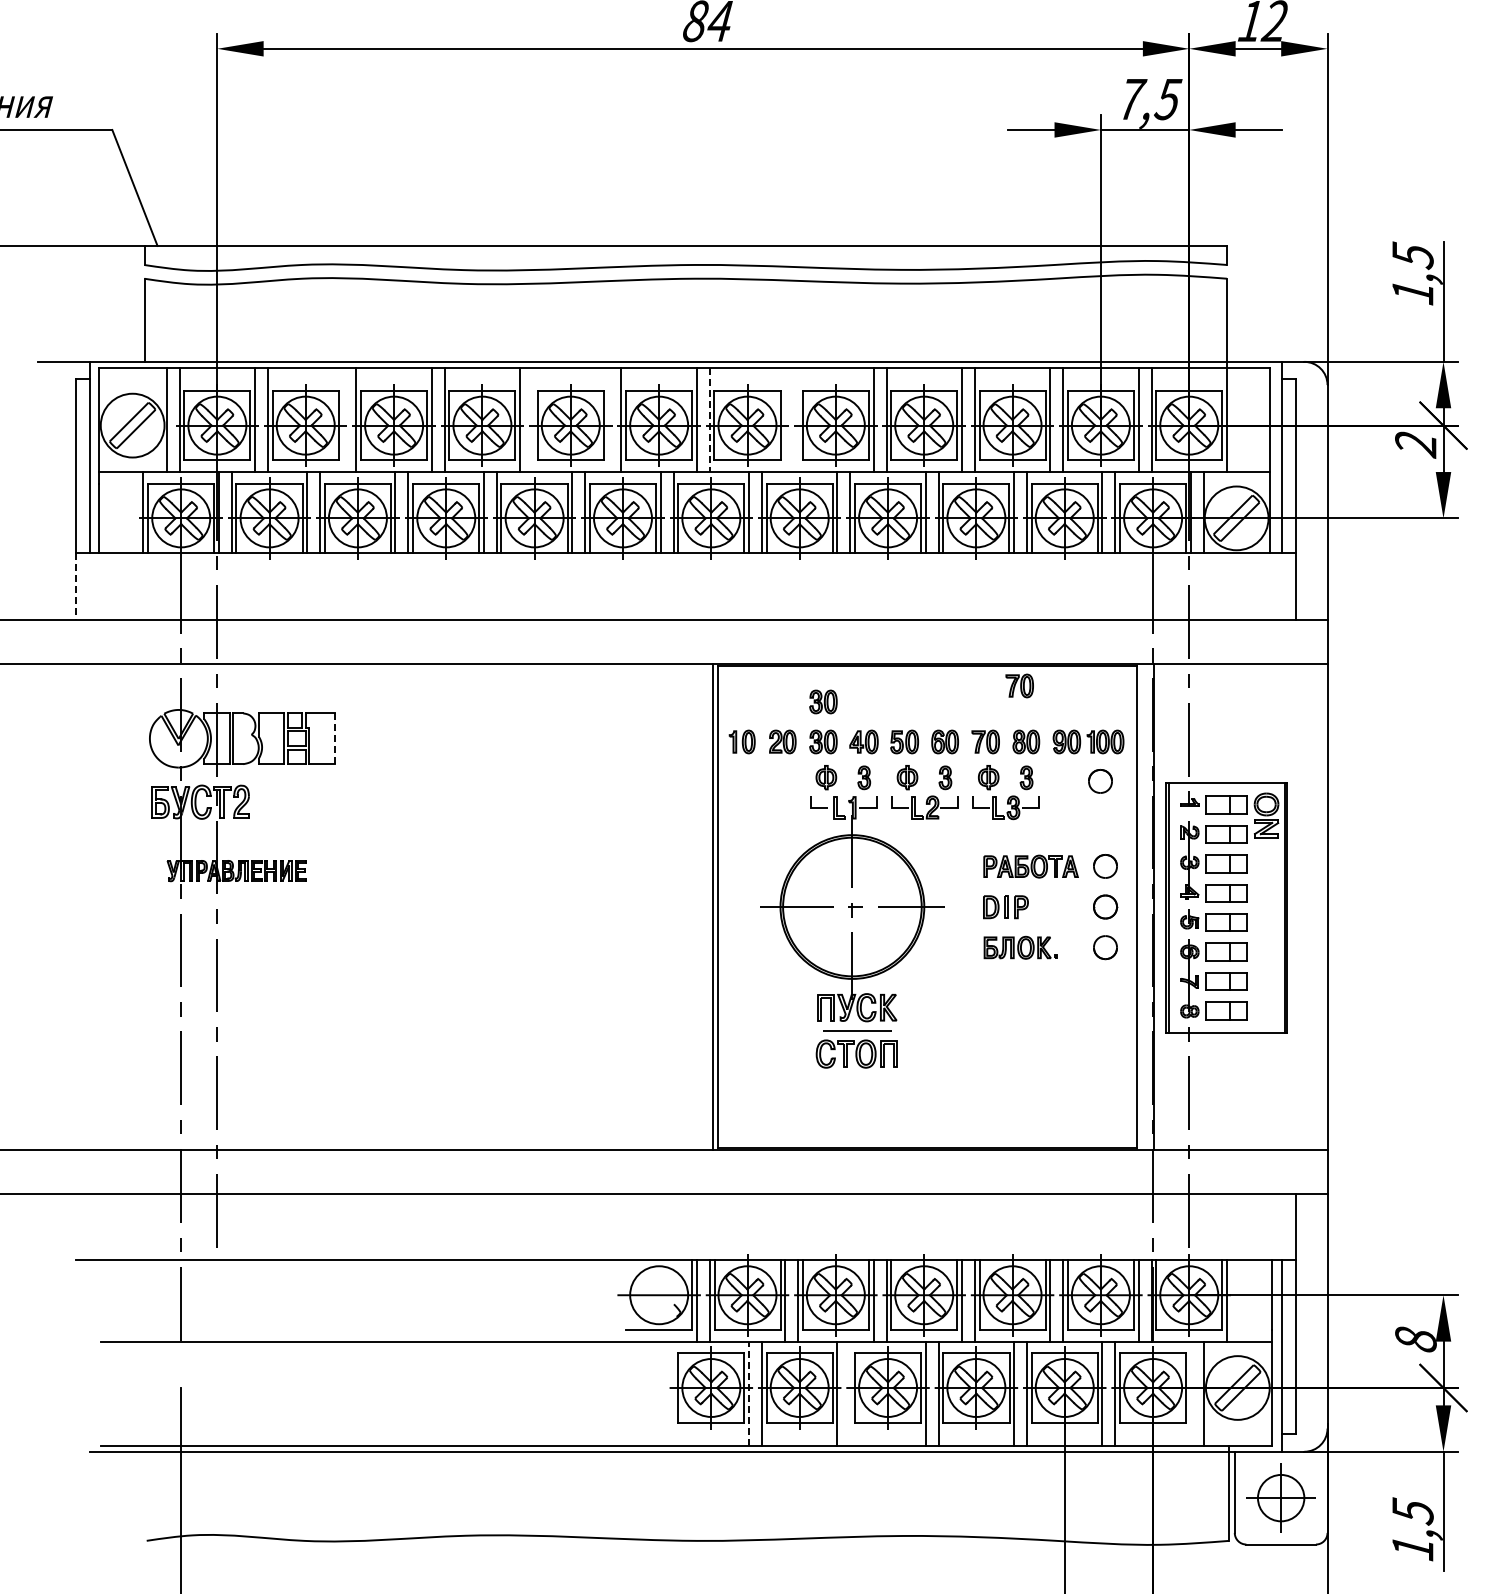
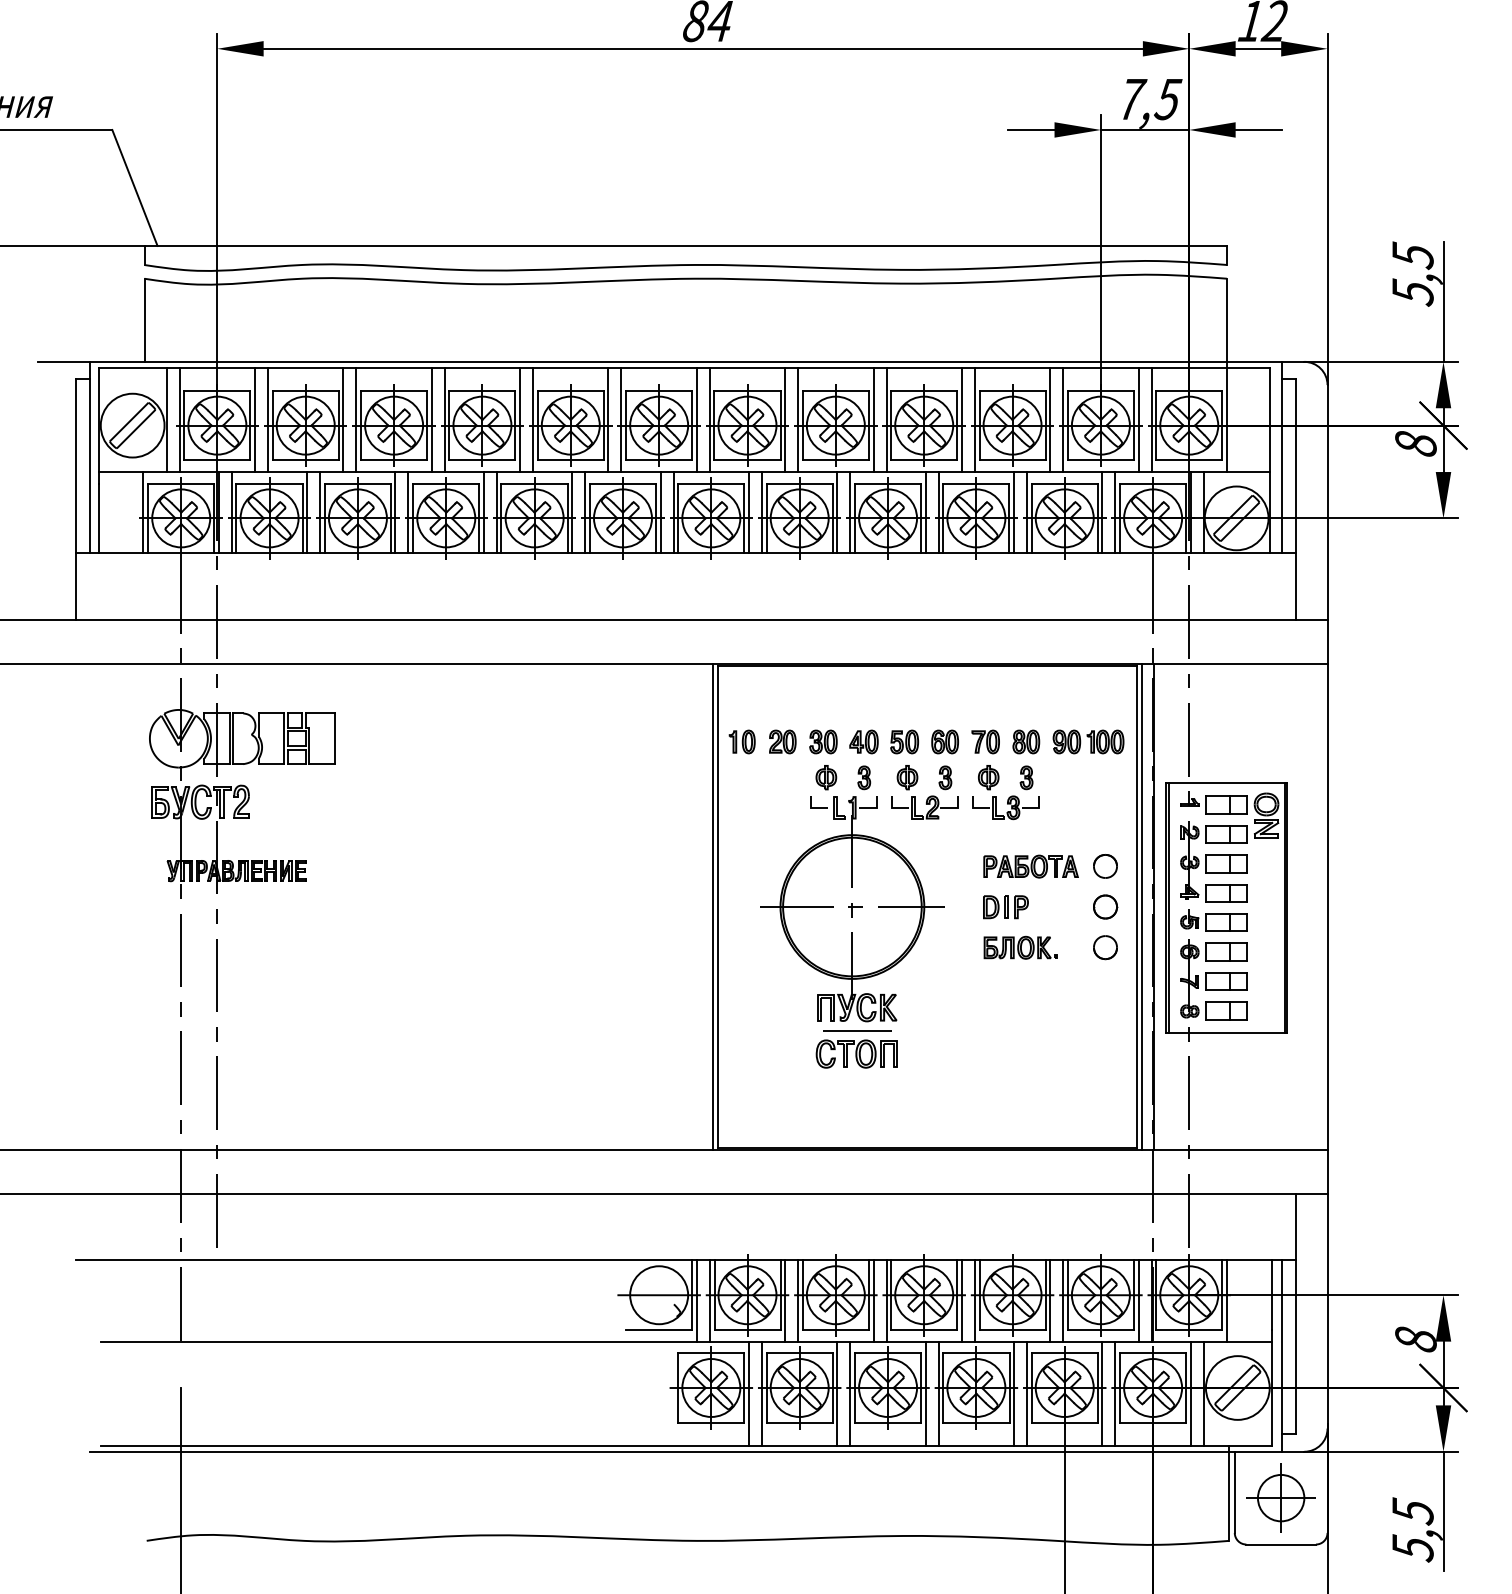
text: 1,5 -> 5,5 (1412, 292)
line: none -> present (343, 419)
line: none -> present (533, 419)
line: none -> present (608, 419)
line: none -> present (785, 419)
line: none -> present (798, 419)
line: dashed -> solid (709, 420)
text: 2 -> 8 (1415, 444)
line: dashed -> solid (76, 587)
part: present -> none (1019, 685)
part: present -> none (823, 701)
line: dashed -> solid (334, 738)
part: present -> none (1100, 781)
line: none -> present (1142, 906)
line: dashed -> solid (749, 1393)
line: none -> present (850, 1393)
line: none -> present (1190, 1393)
text: 1,5 -> 5,5 (1412, 1548)
